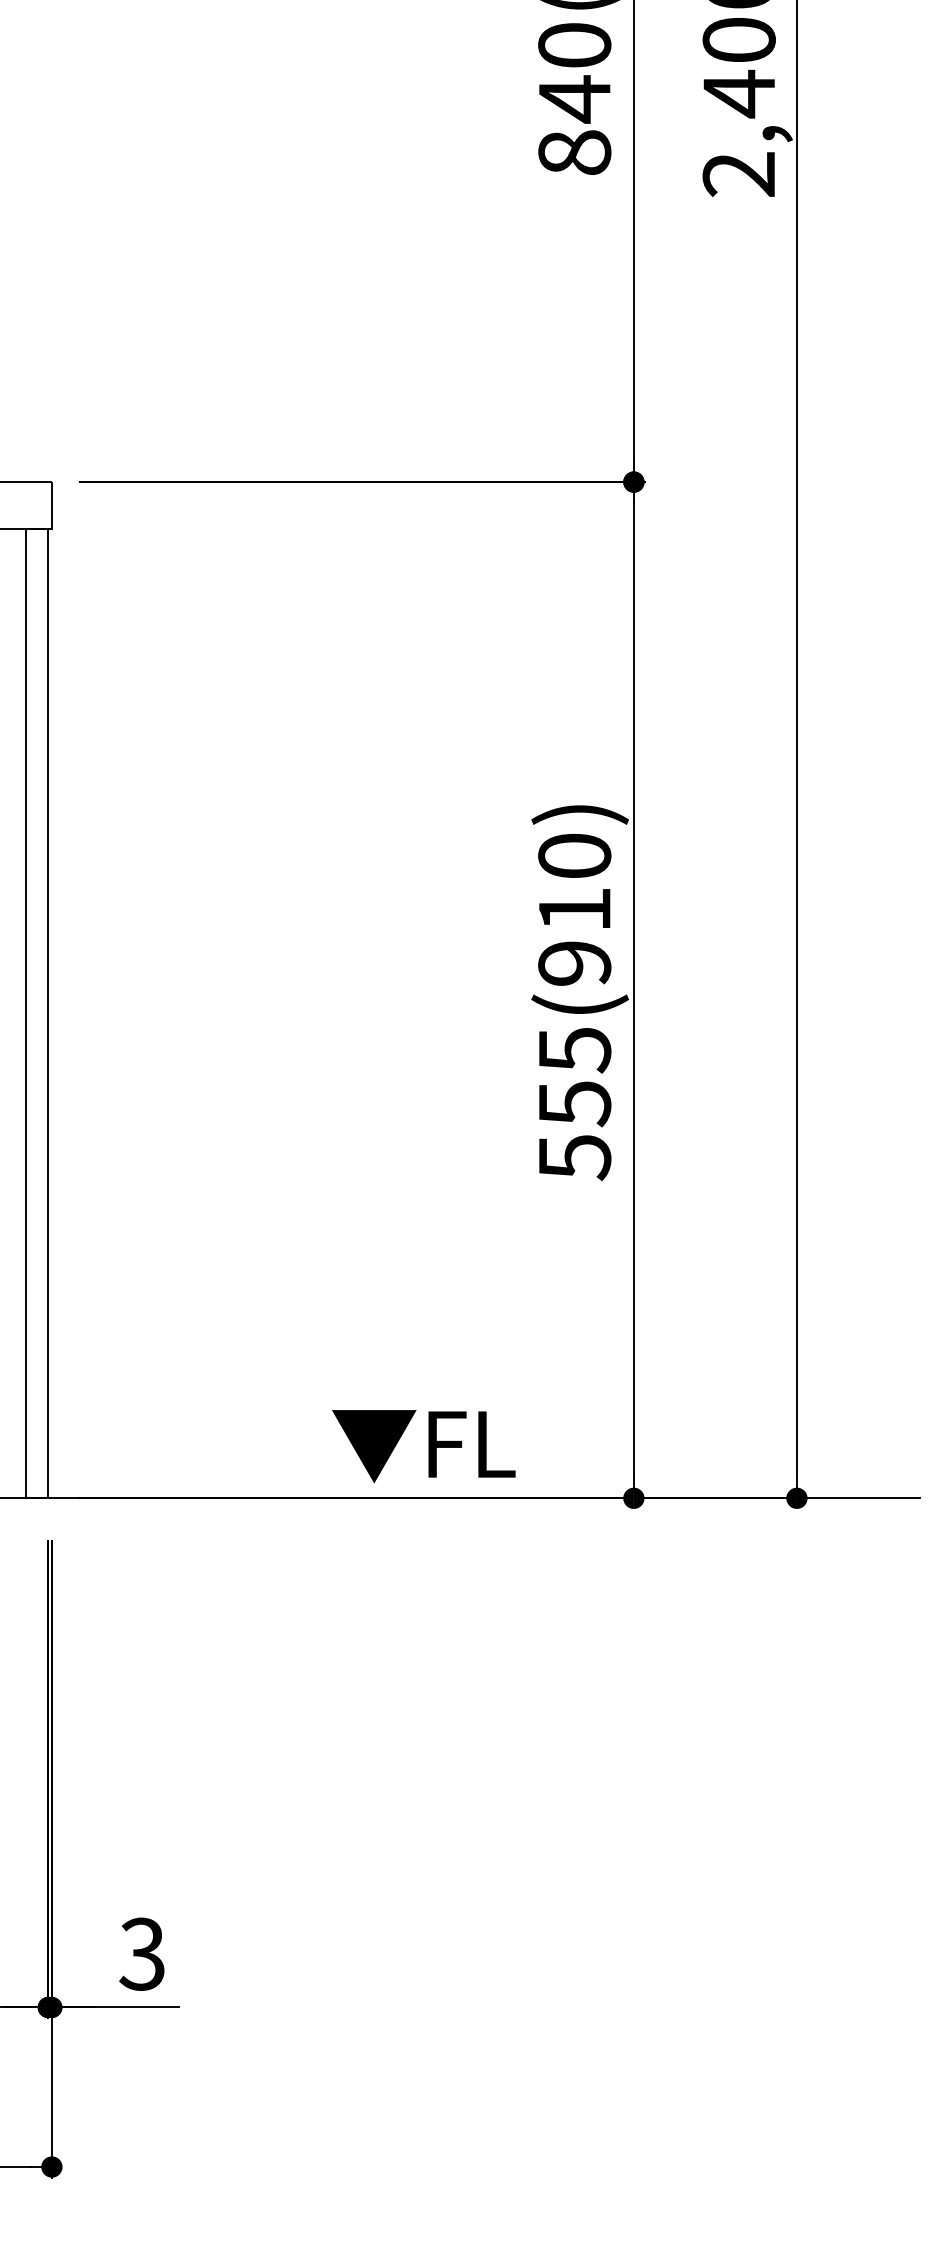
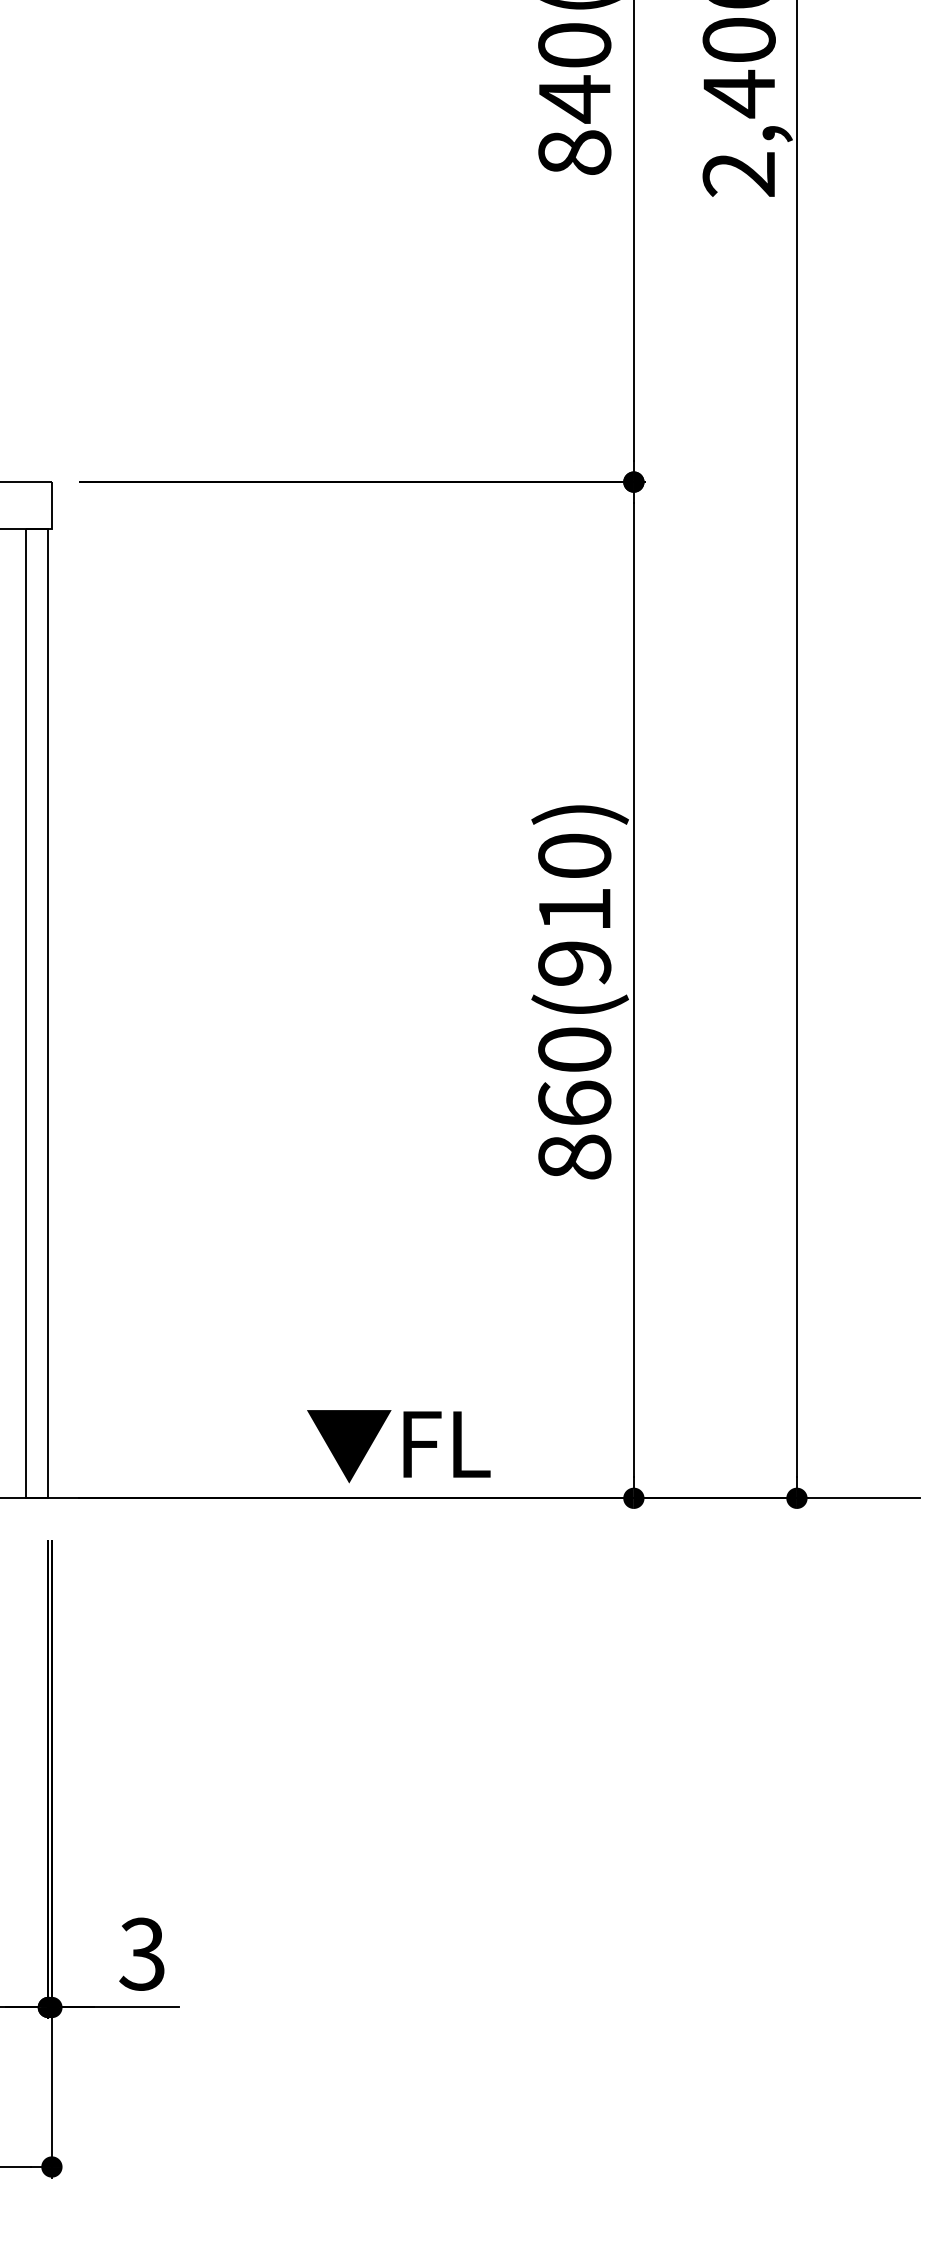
text: 555(910) -> 860(910) (574, 1103)
text position: (423, 1446) -> (398, 1446) (398, 1446)
